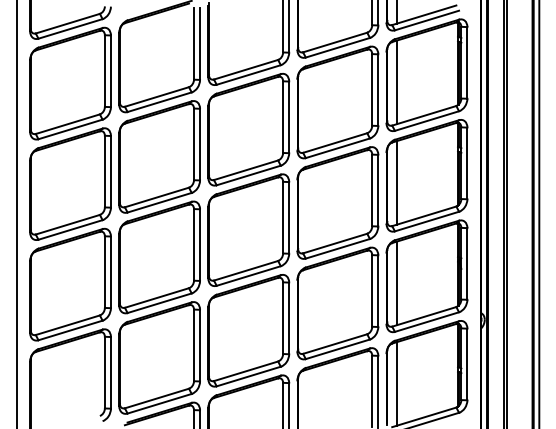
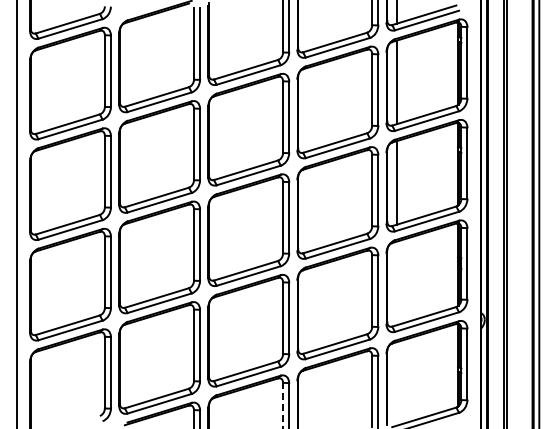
line: present -> none (396, 283)
line: present -> none (396, 383)
line: solid -> dashed (283, 405)
